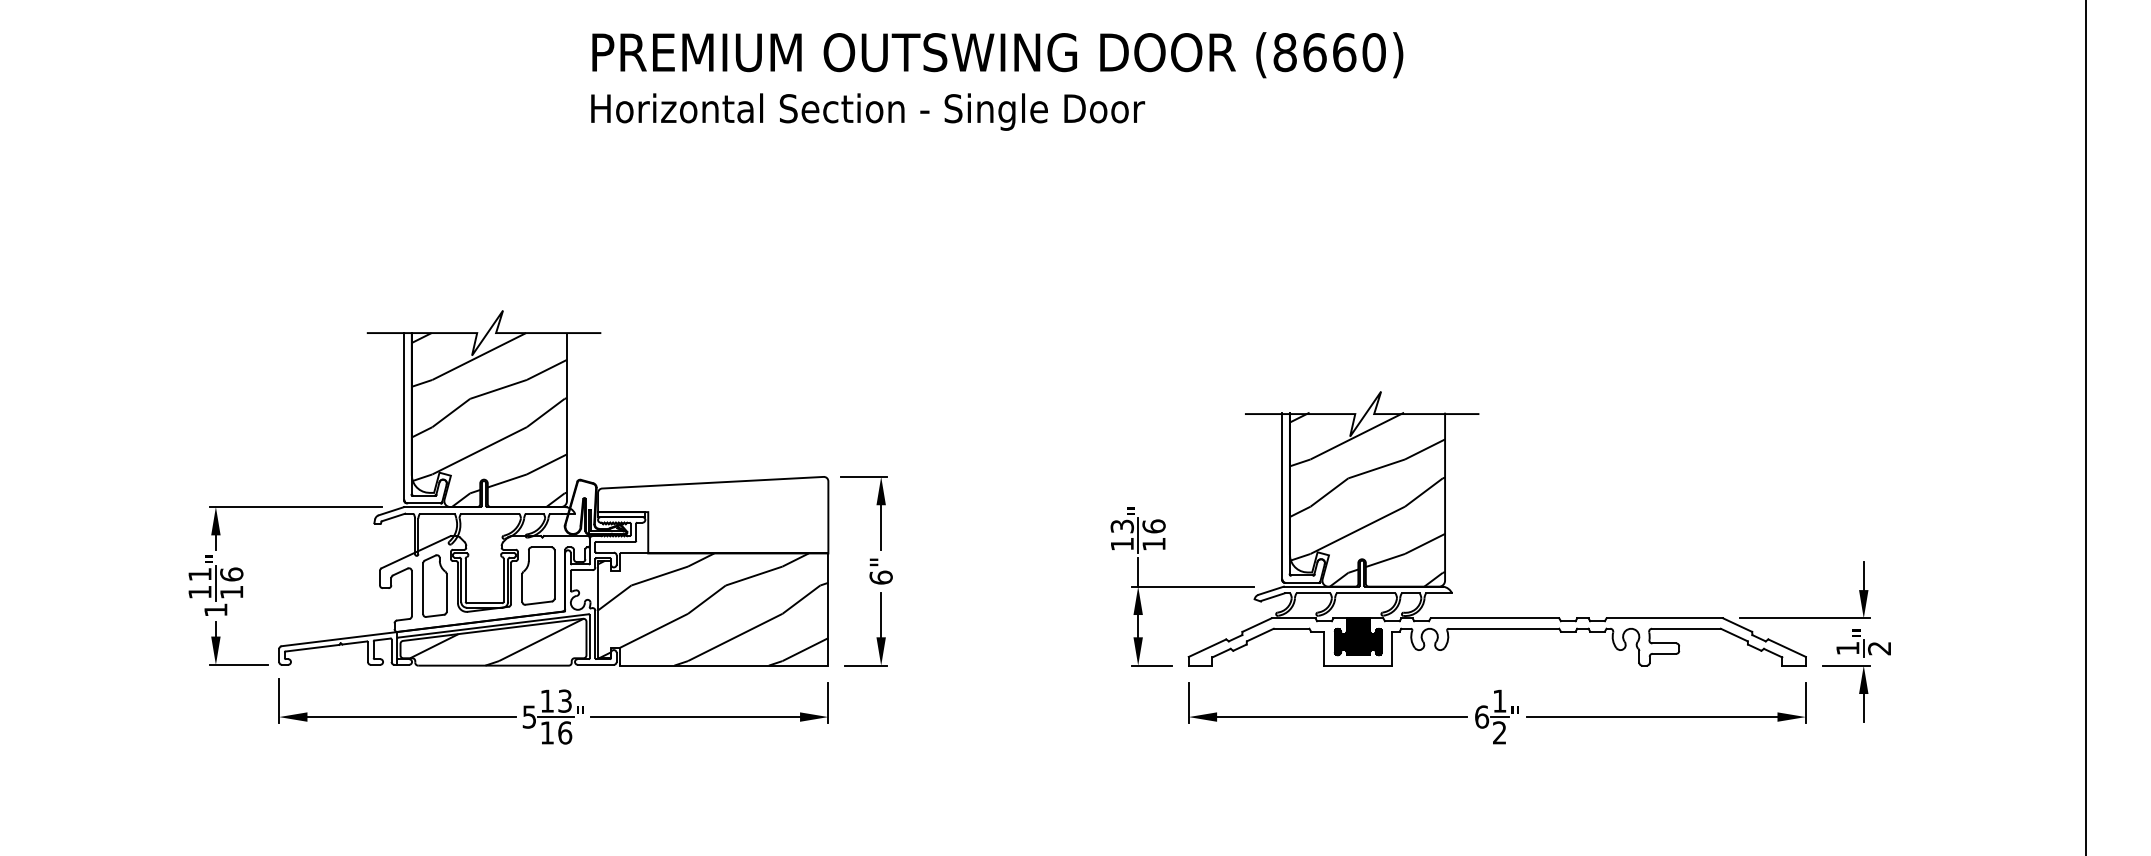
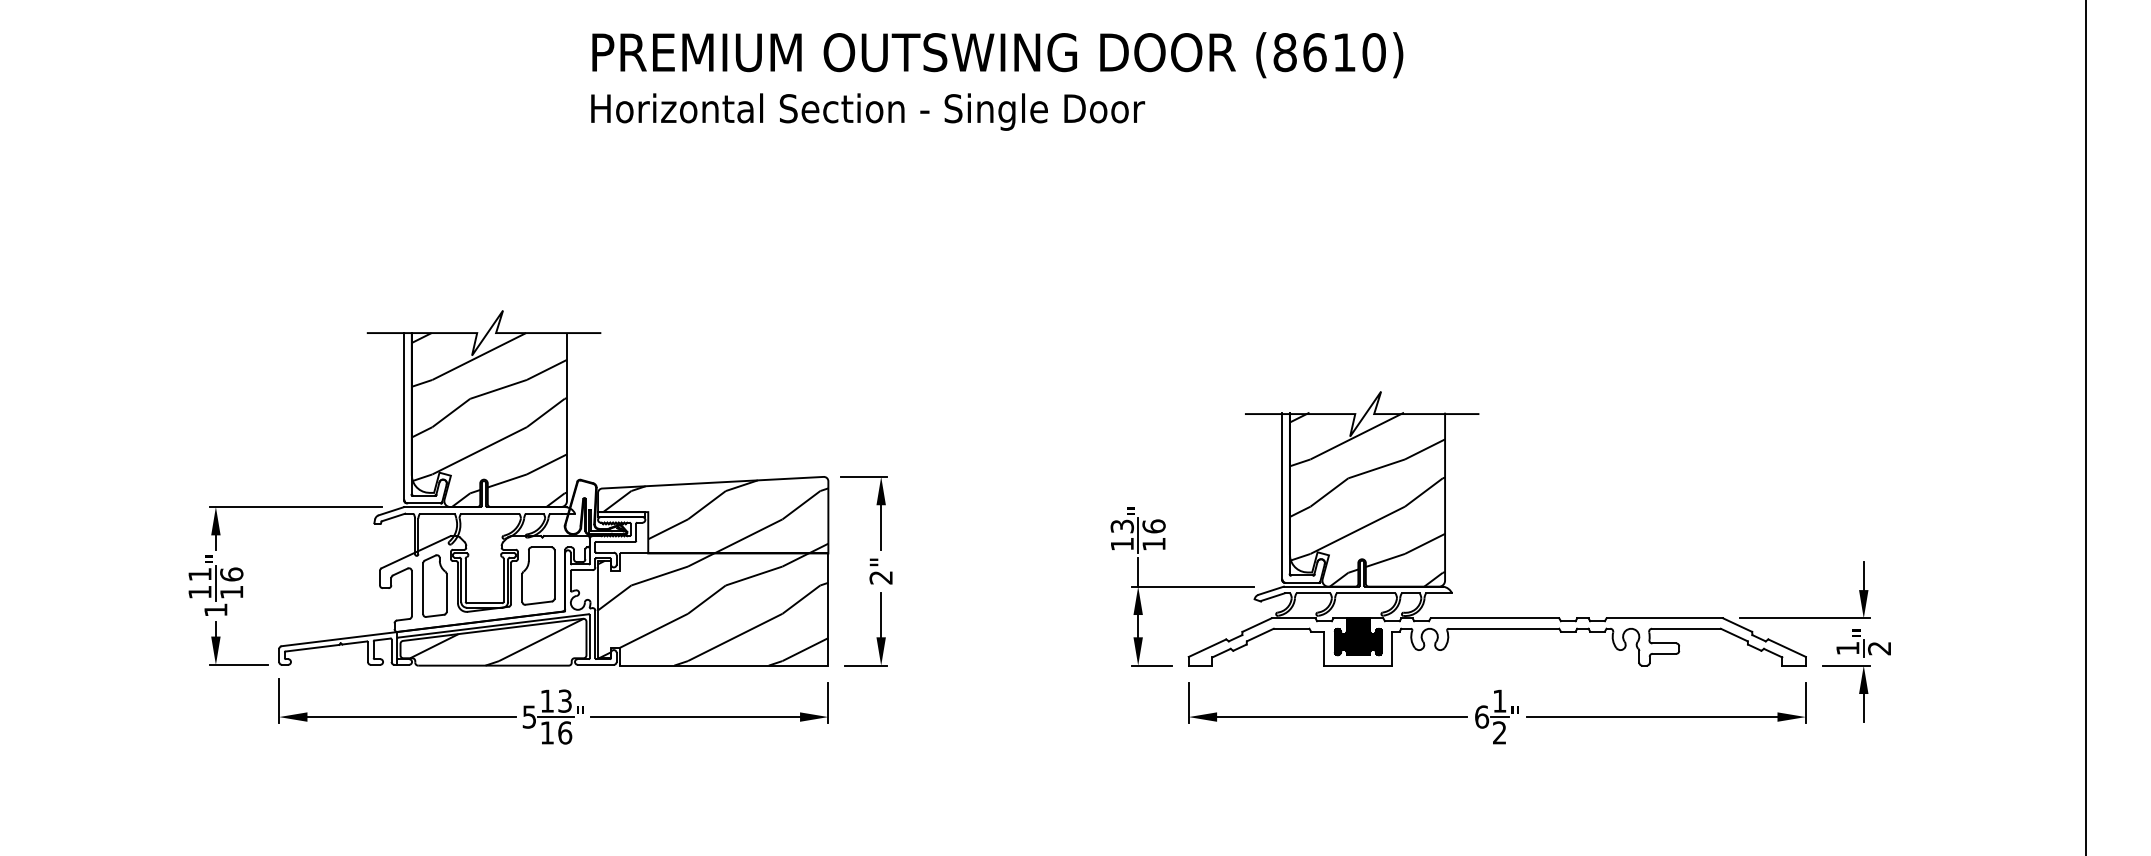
text: (8660) -> (8610) (1344, 52)
hatch: none -> present (715, 516)
text: 6" -> 2" (880, 577)
